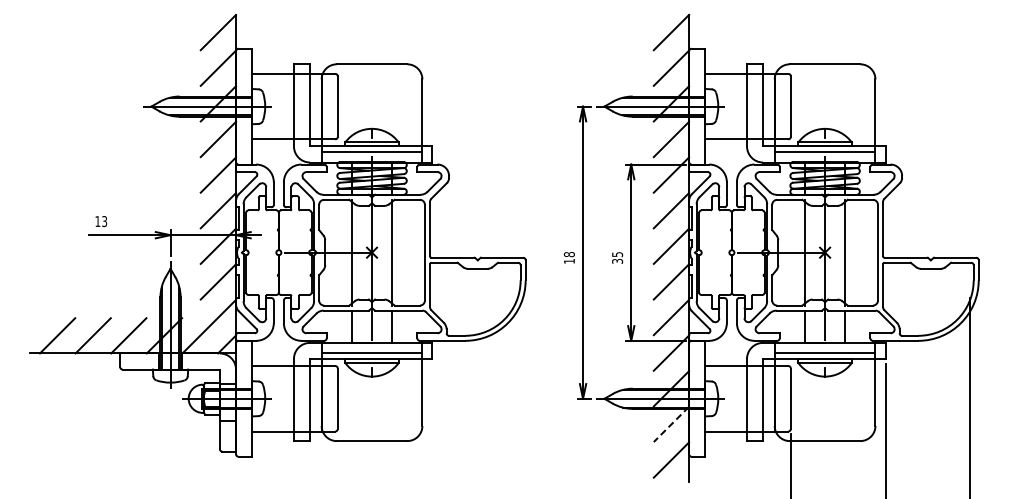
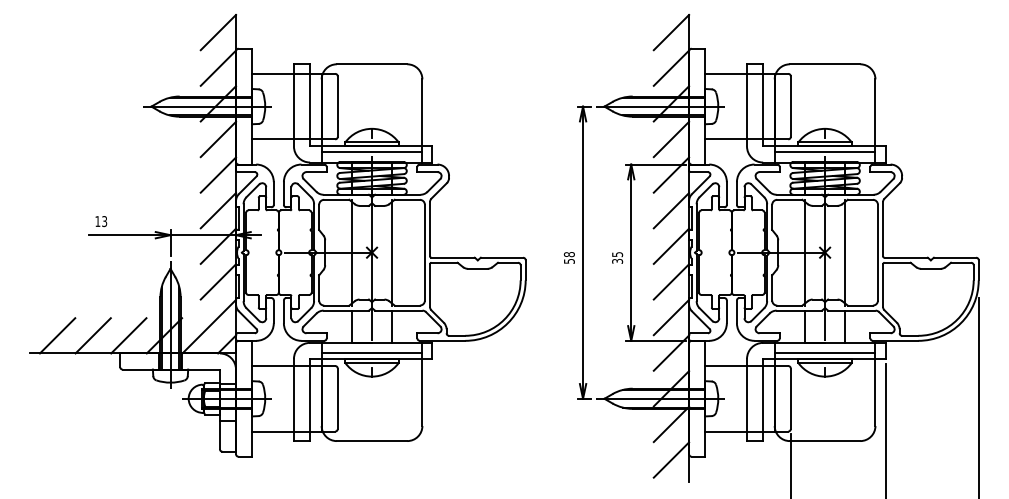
text: 18 -> 58 (569, 261)
line position: (969, 396) -> (978, 396) (978, 396)
line: dashed -> solid (671, 424)
